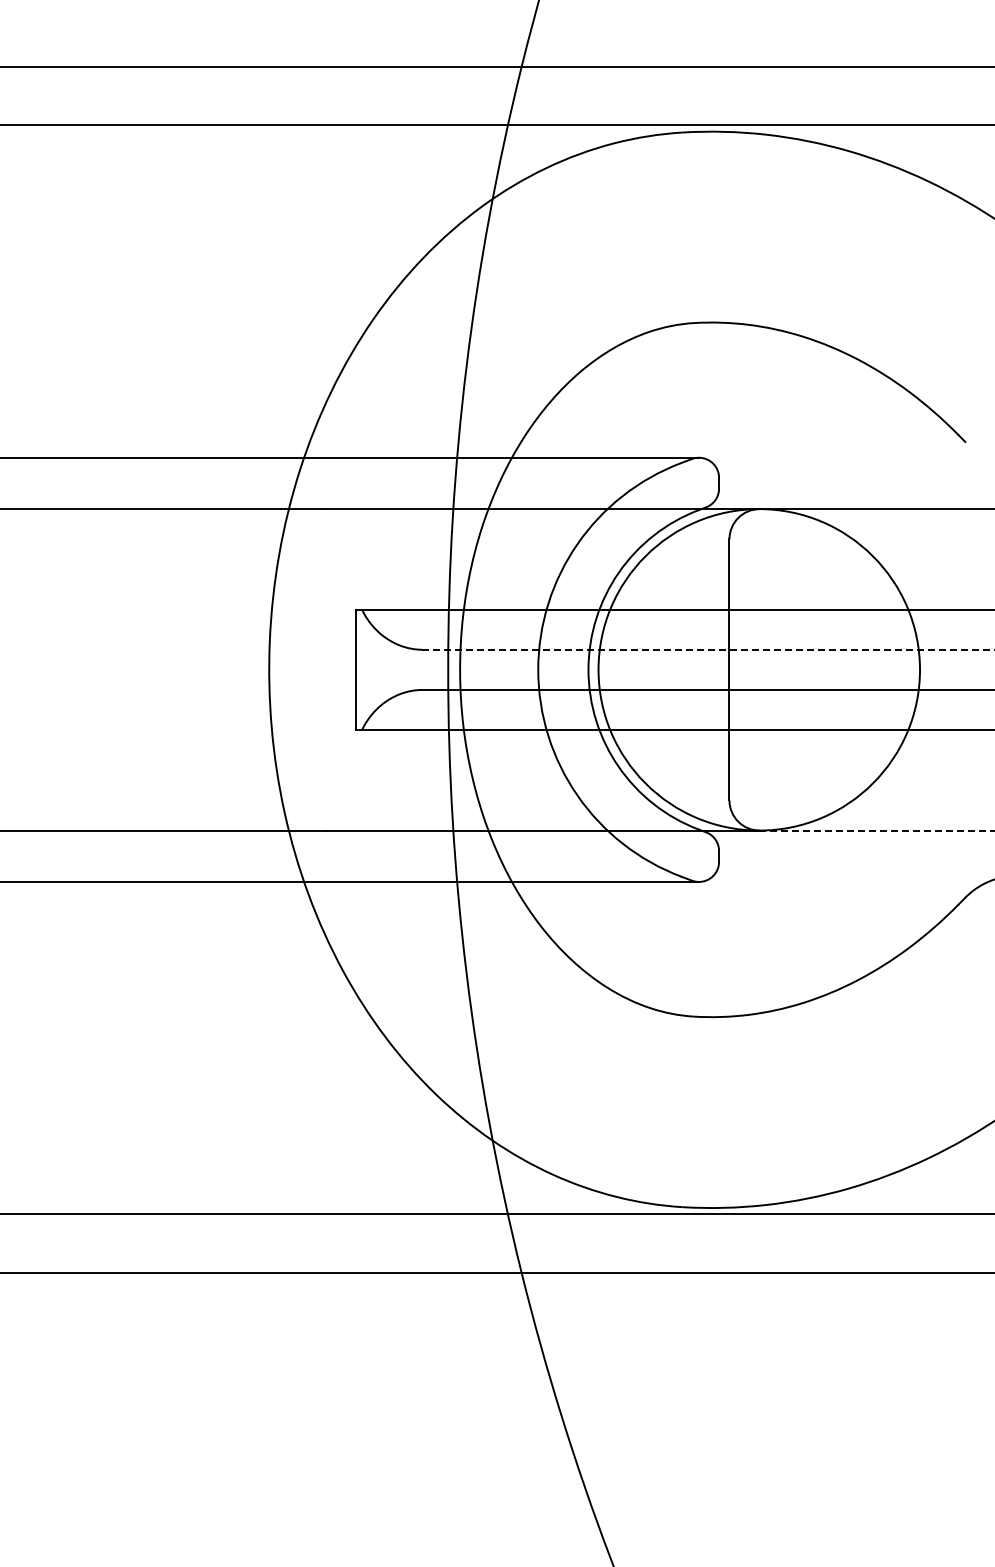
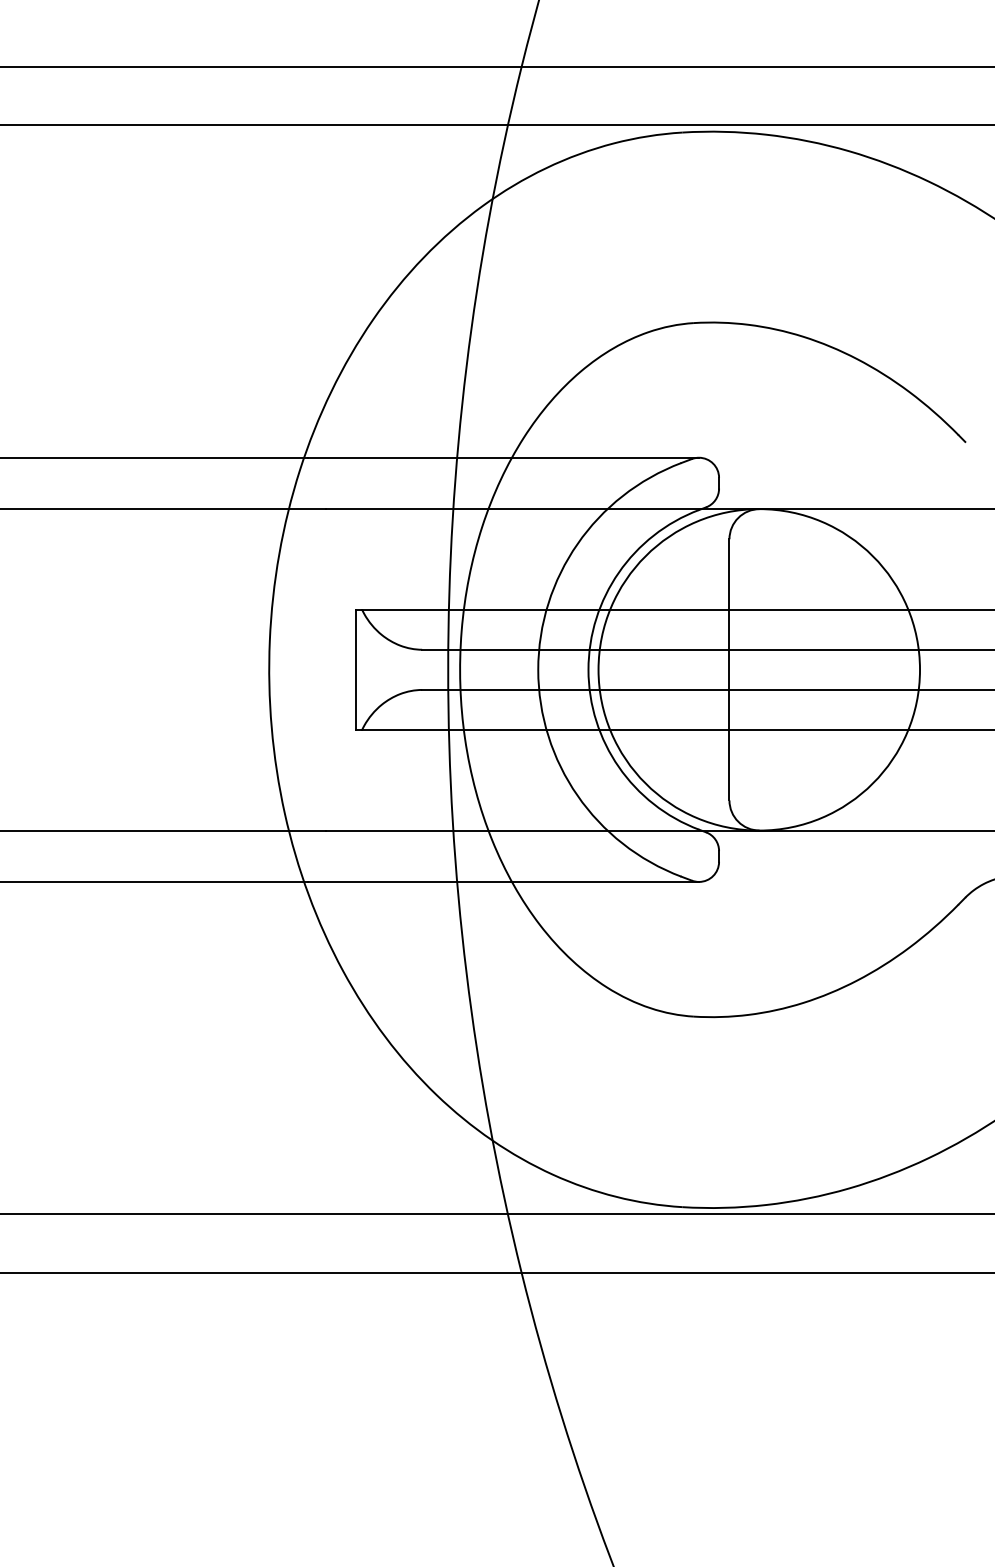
line: dashed -> solid (708, 649)
line: dashed -> solid (876, 830)
